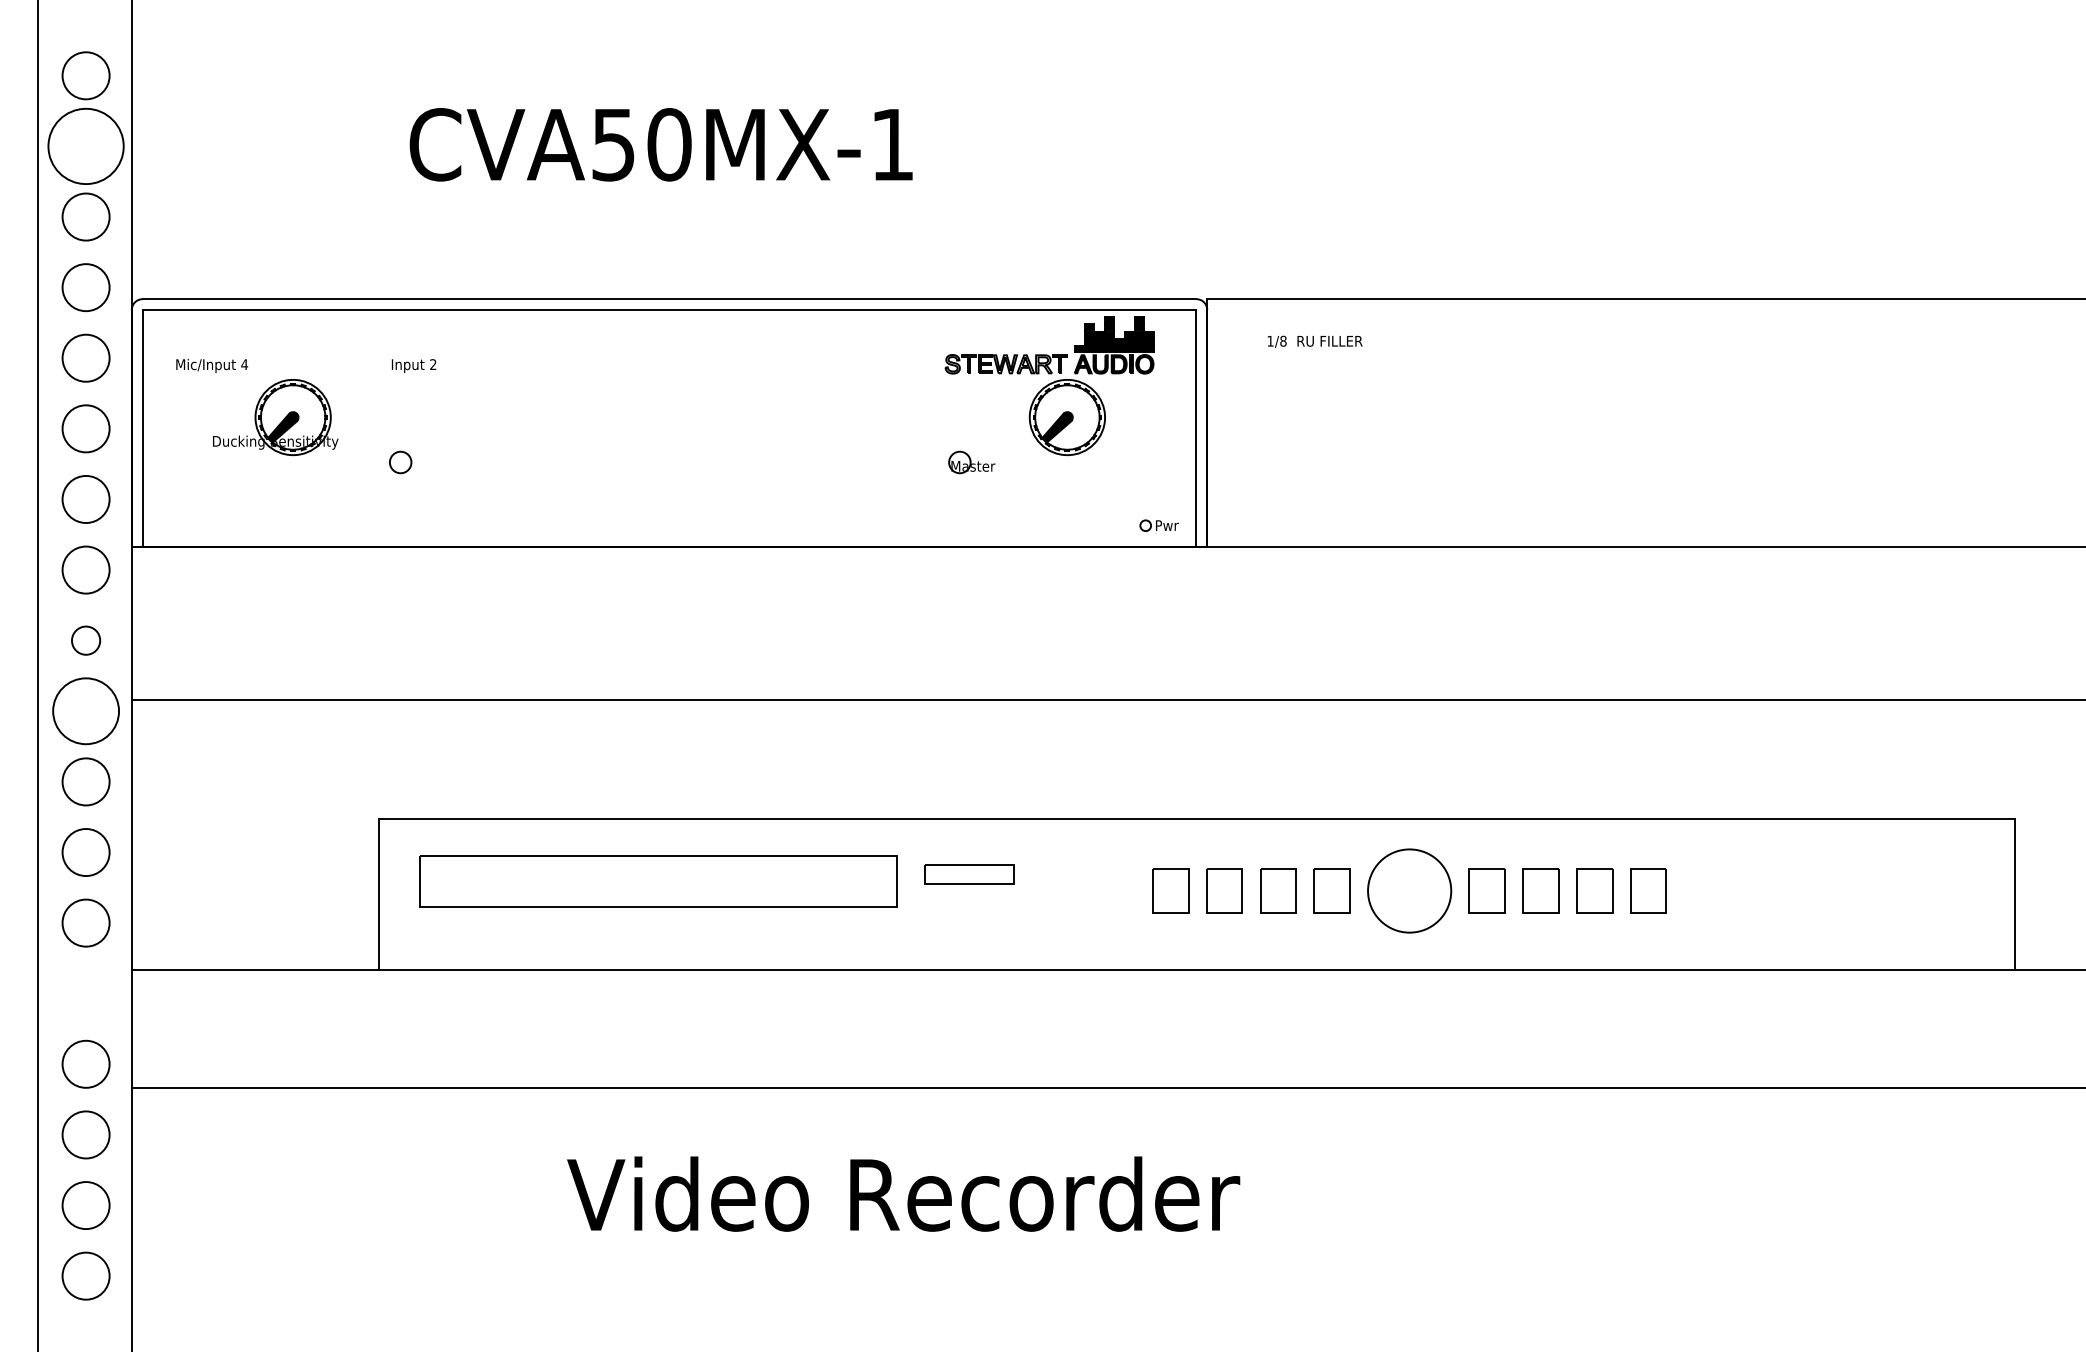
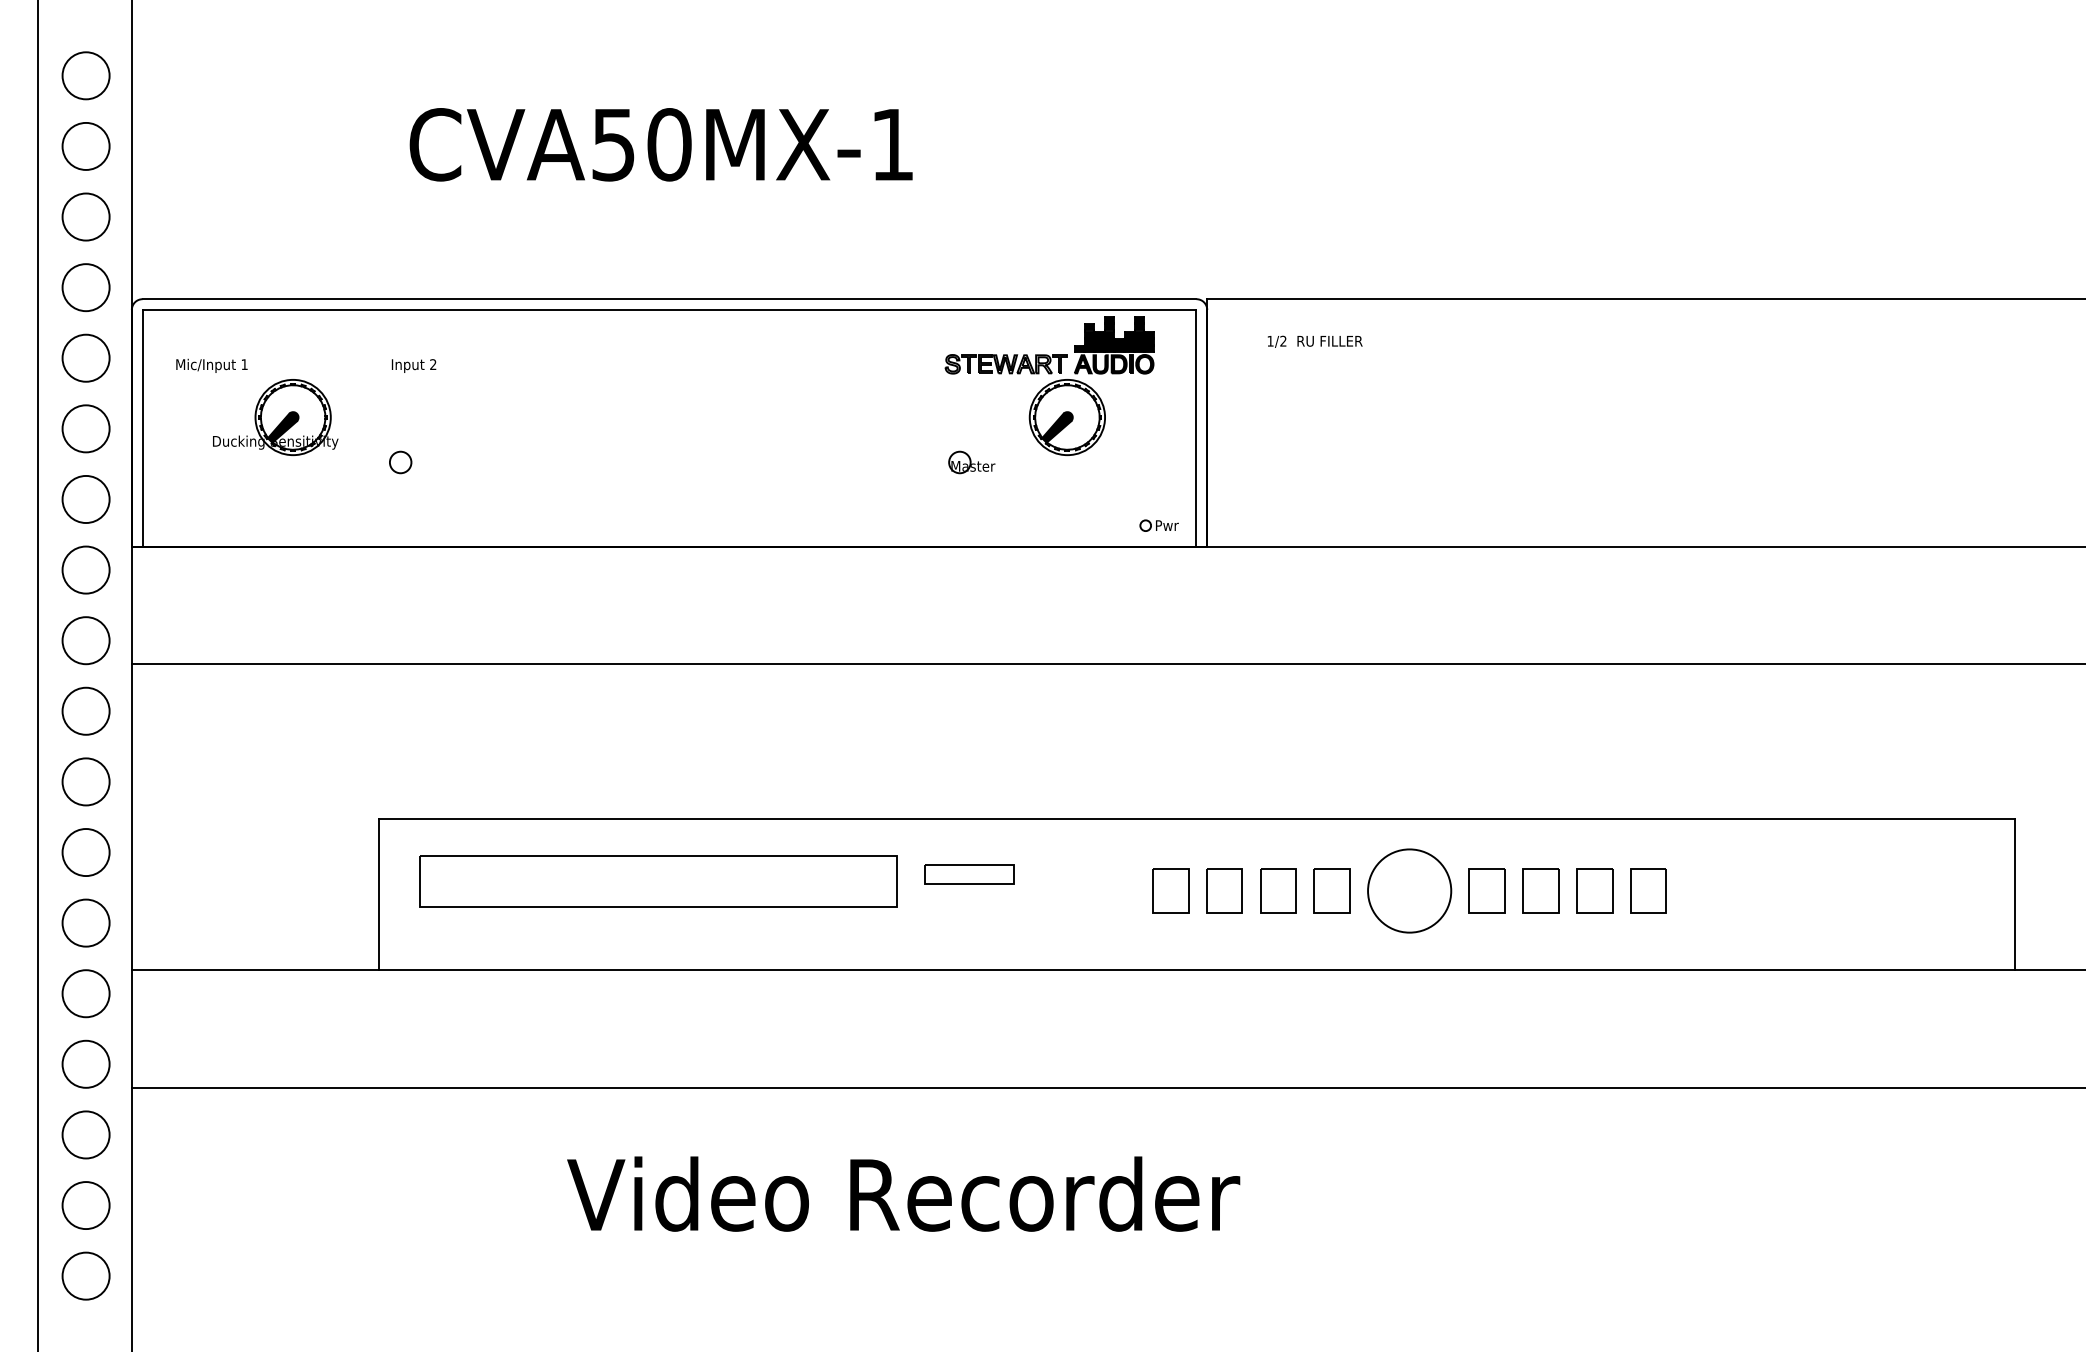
circle diameter: 75 px -> 47 px (85, 145)
text: 1/8 -> 1/2 (1283, 340)
text: 4 -> 1 (244, 364)
circle diameter: 28 px -> 47 px (85, 640)
line position: (1106, 700) -> (1106, 664) (1106, 664)
circle diameter: 66 px -> 47 px (85, 710)
circle: none -> present (85, 993)
